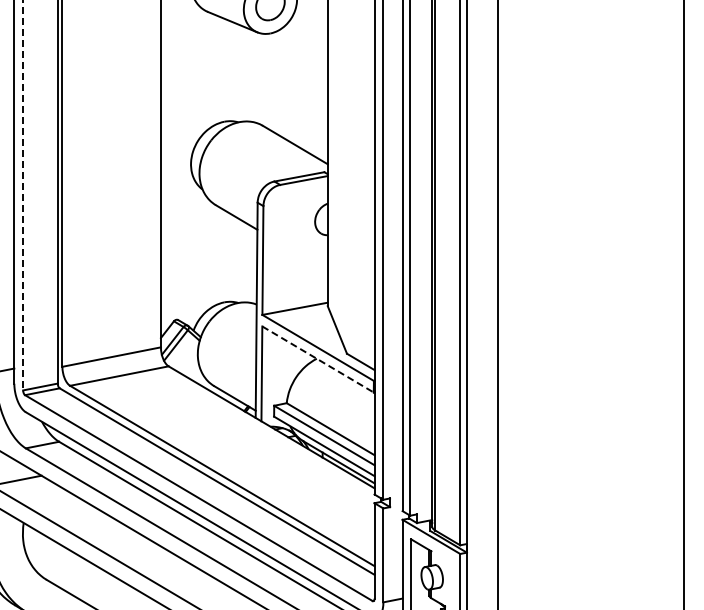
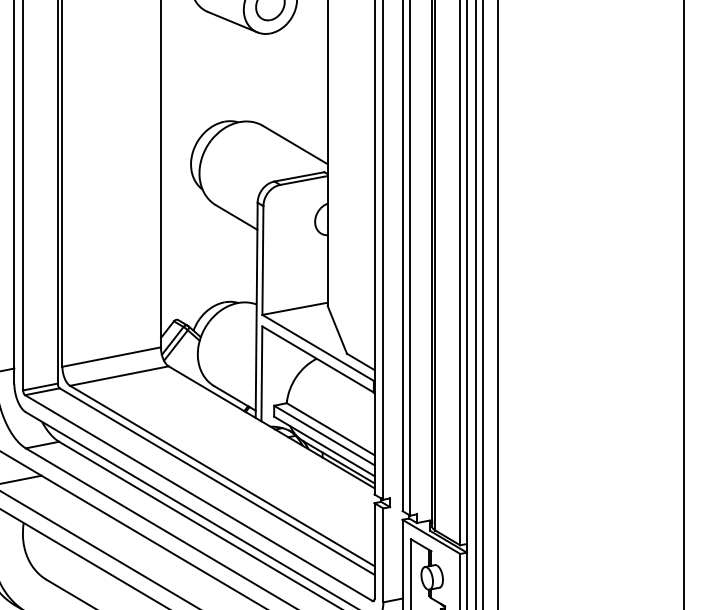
line: dashed -> solid (23, 195)
line: none -> present (475, 304)
line: none -> present (483, 304)
line: dashed -> solid (318, 359)
